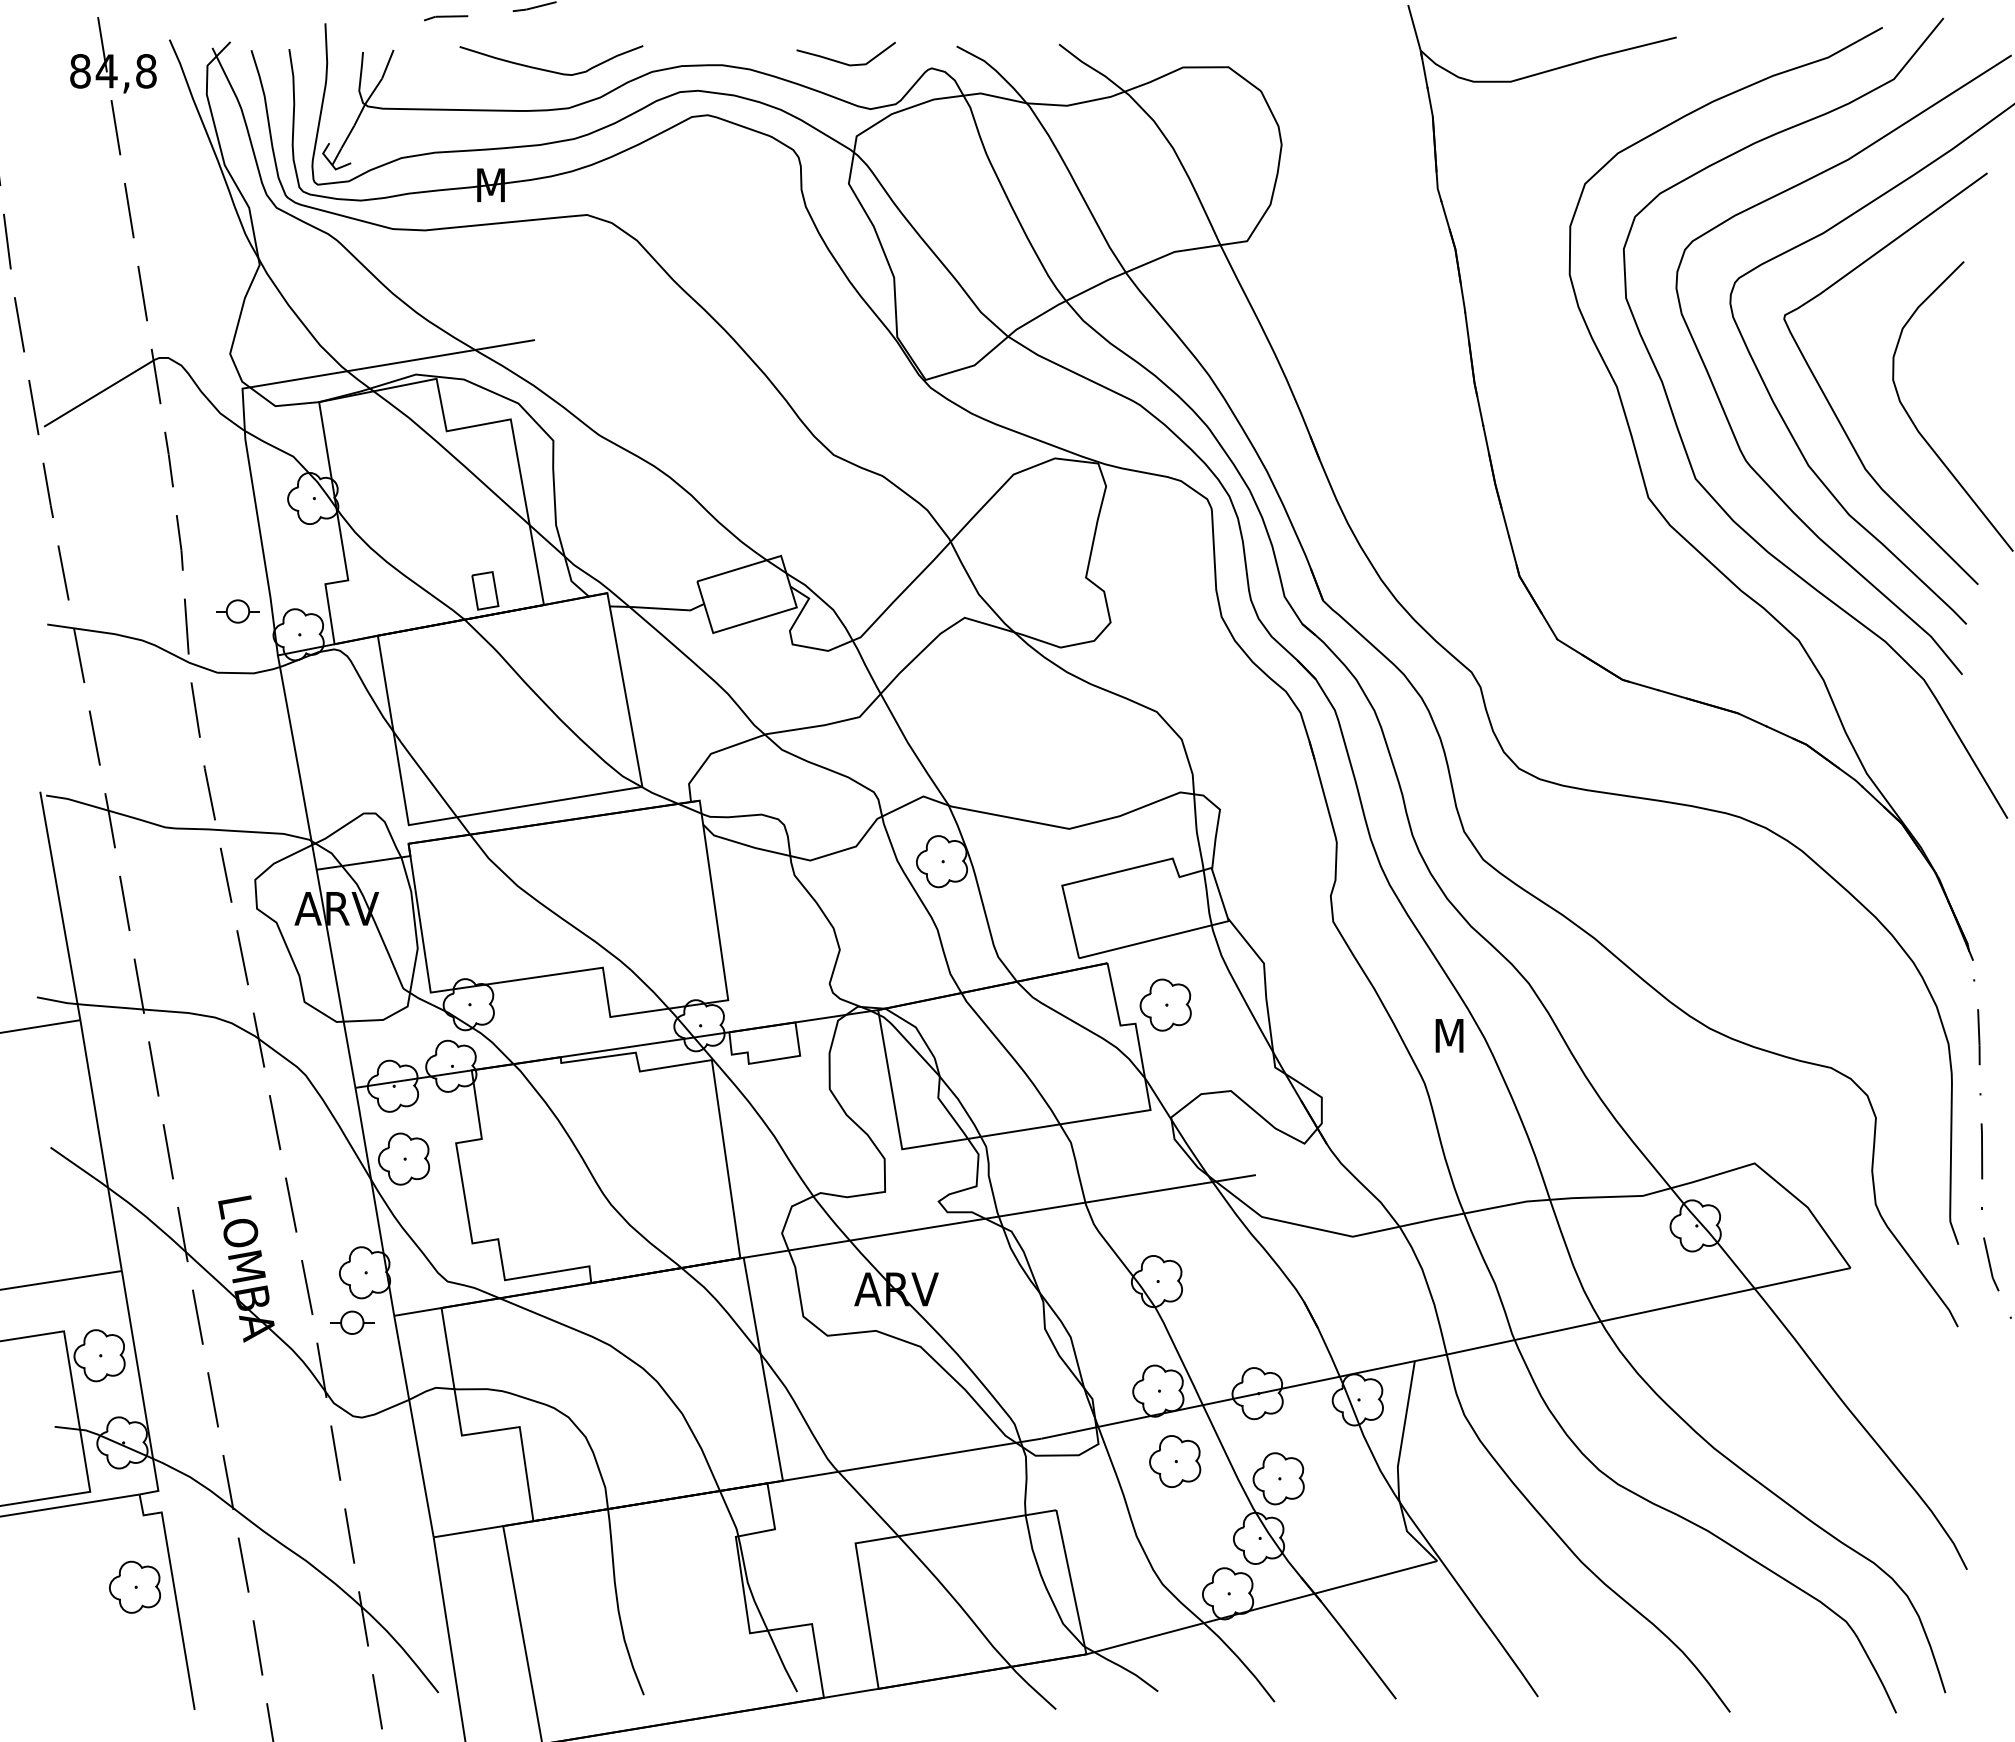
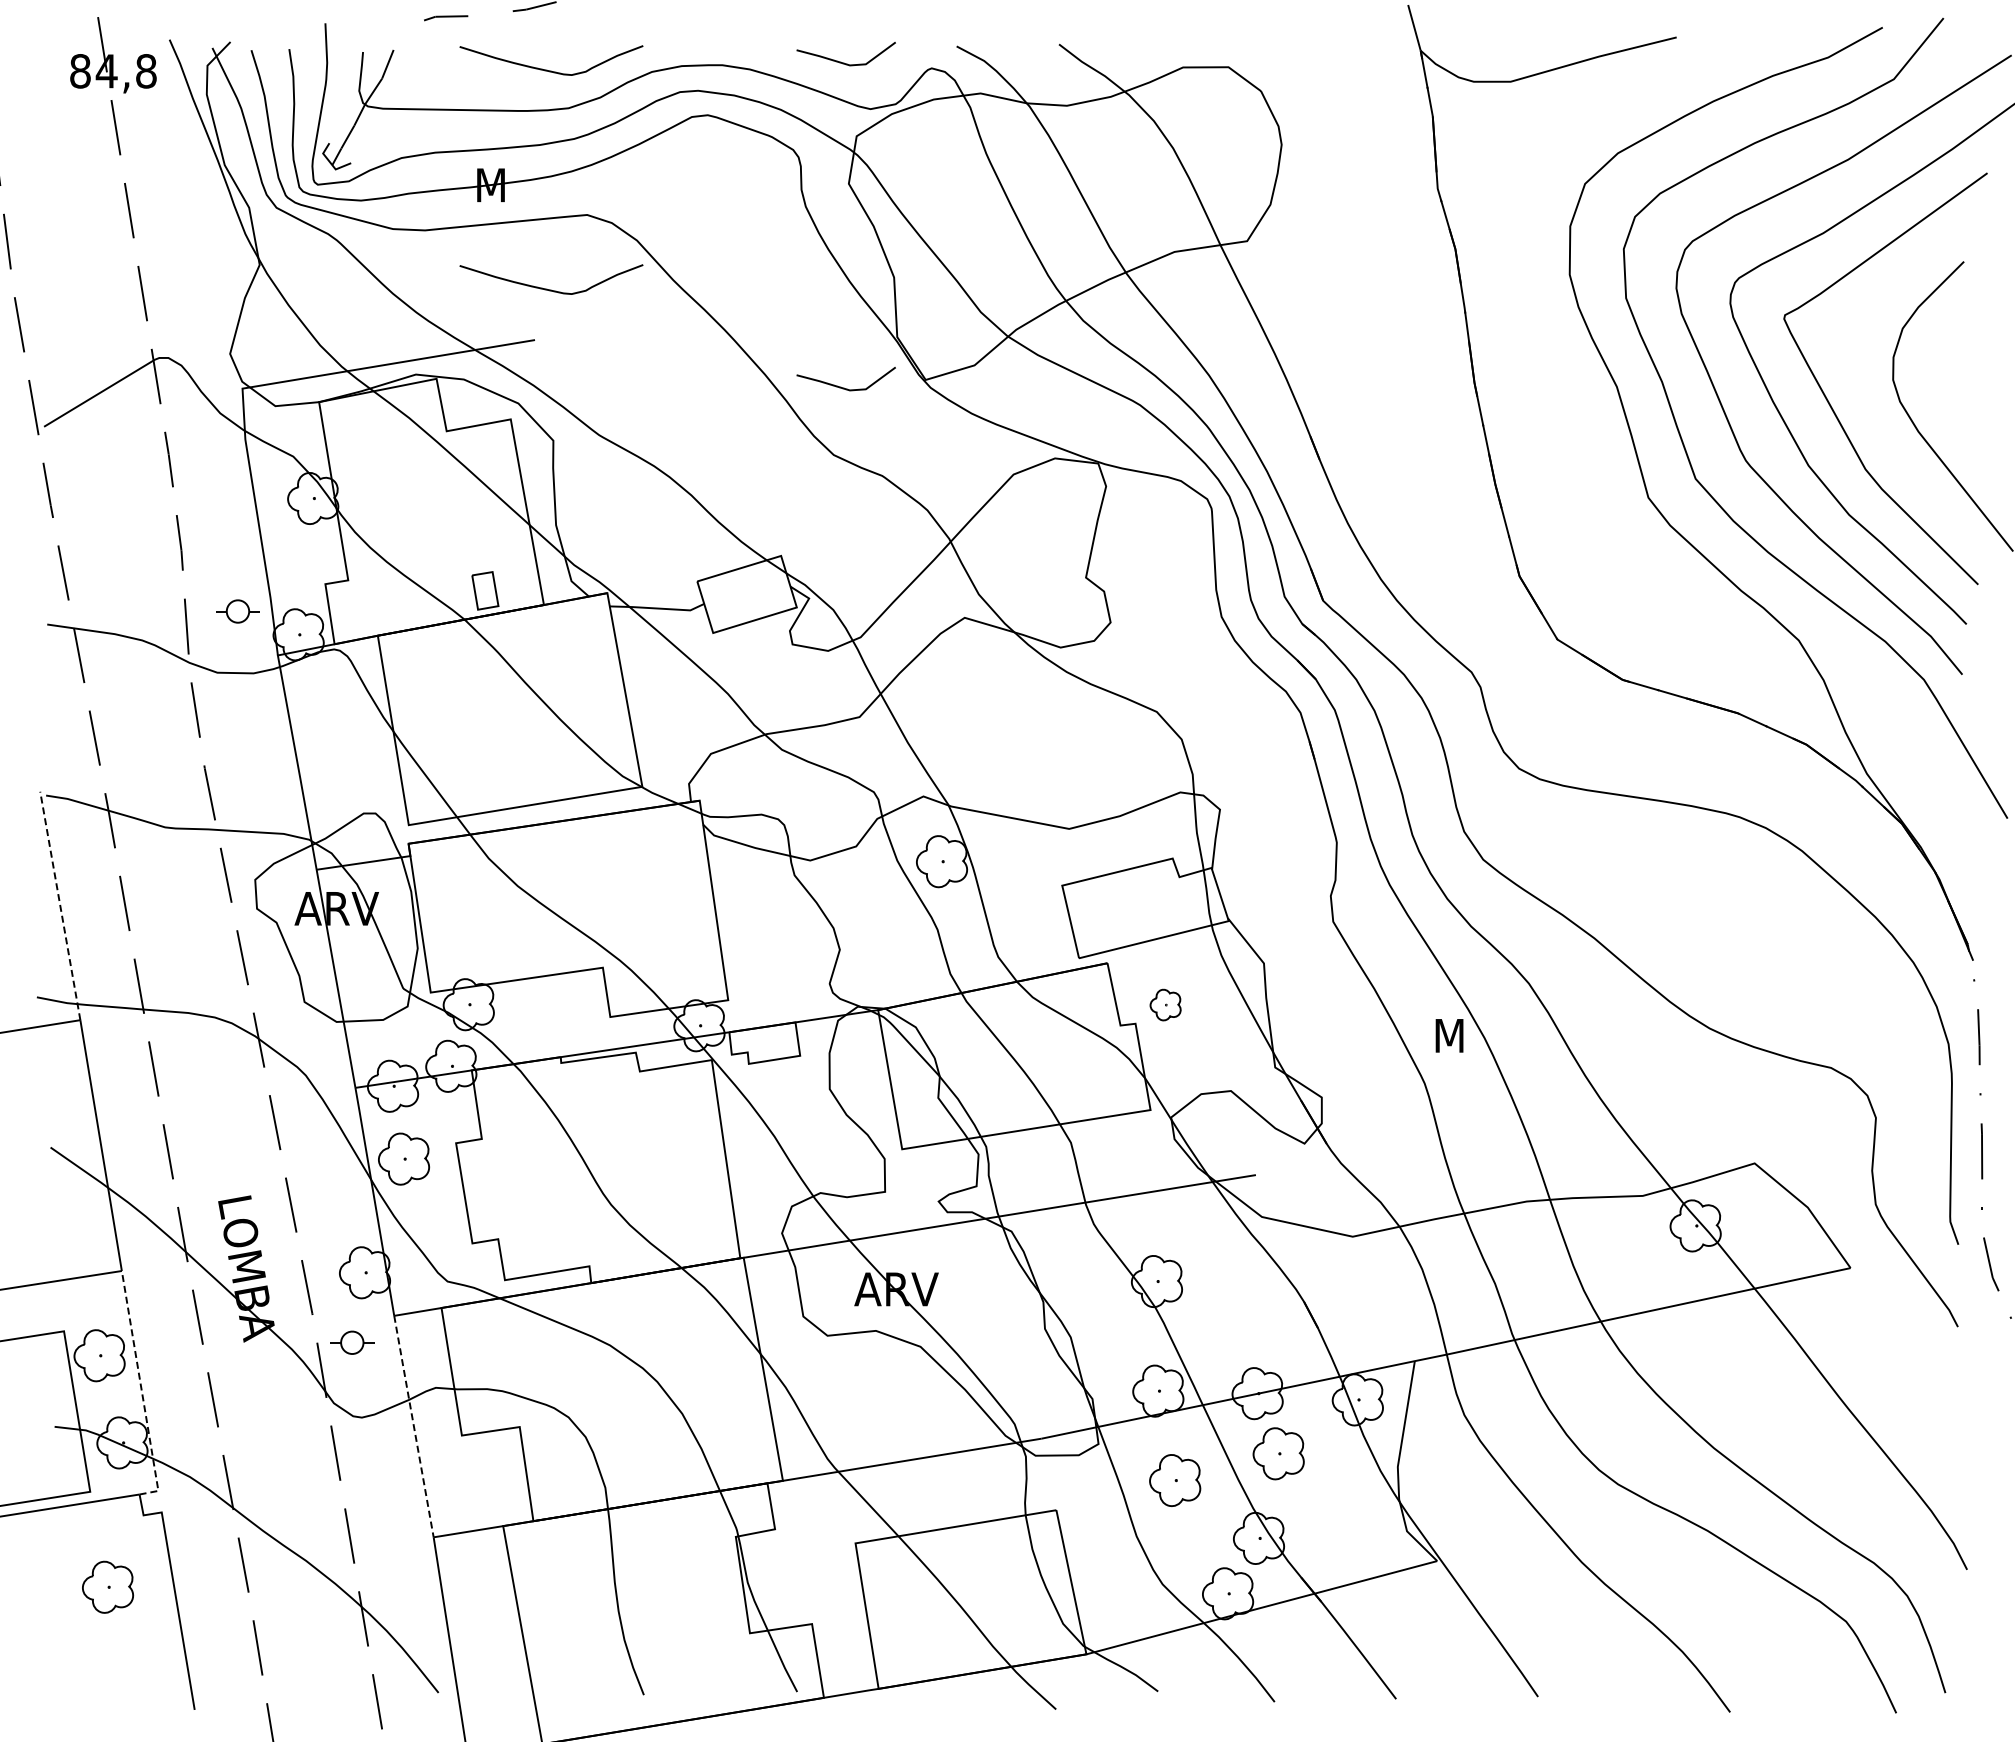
curve: none -> present (547, 288)
line: none -> present (841, 386)
line: solid -> dashed (60, 905)
part size: 53x54 px -> 33x34 px (1165, 1004)
part position: (352, 1322) -> (352, 1342) (352, 1342)
line: solid -> dashed (141, 1391)
line: solid -> dashed (414, 1427)
part position: (1175, 1461) -> (1175, 1480) (1175, 1480)
part position: (1278, 1478) -> (1278, 1453) (1278, 1453)
part position: (135, 1586) -> (108, 1586) (108, 1586)
